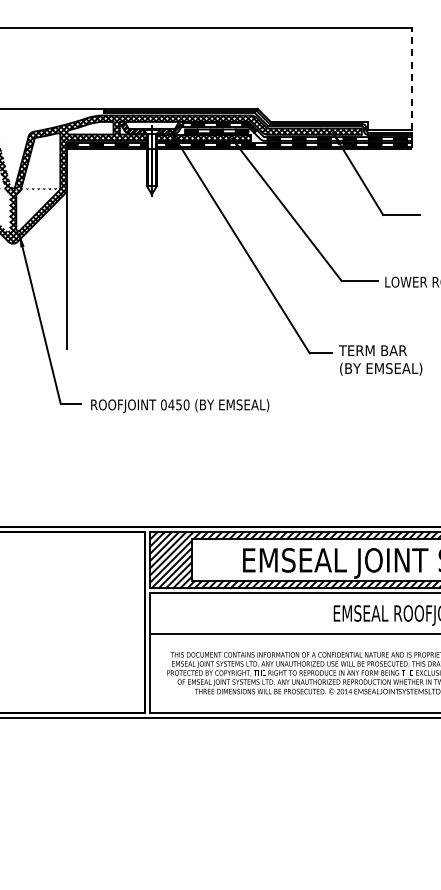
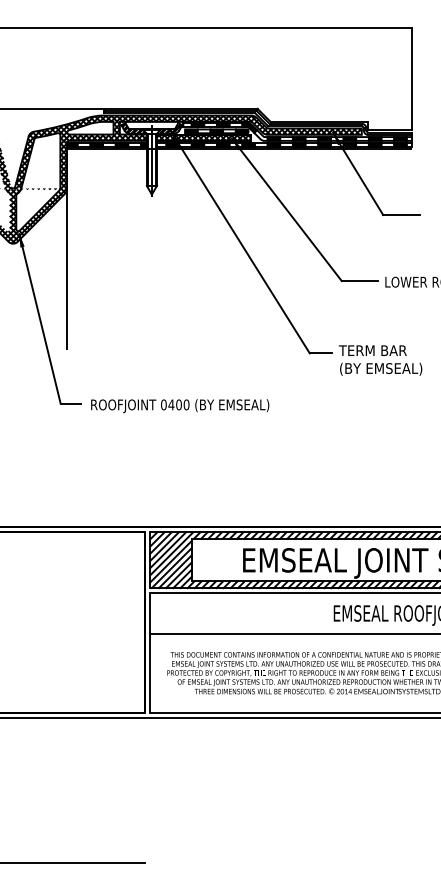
line: dashed -> solid (412, 78)
text: 0450 -> 0400 (178, 404)
line: none -> present (73, 863)
